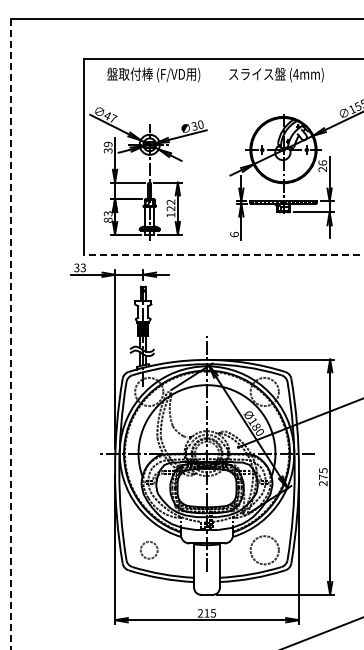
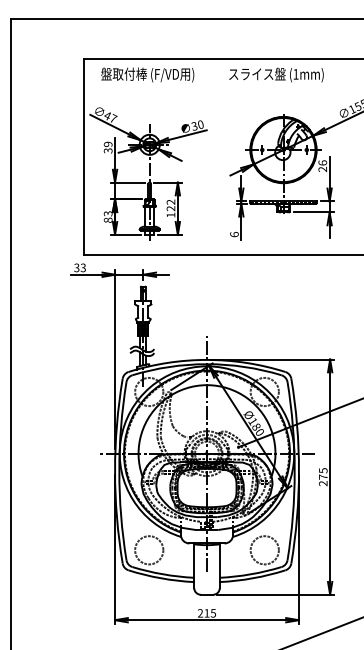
text position: (153, 74) -> (147, 74) (147, 74)
text: (4mm) -> (1mm) (295, 74)
line: dashed -> solid (223, 255)
line: dashed -> solid (10, 334)
circle diameter: 17 px -> 28 px (149, 550)
